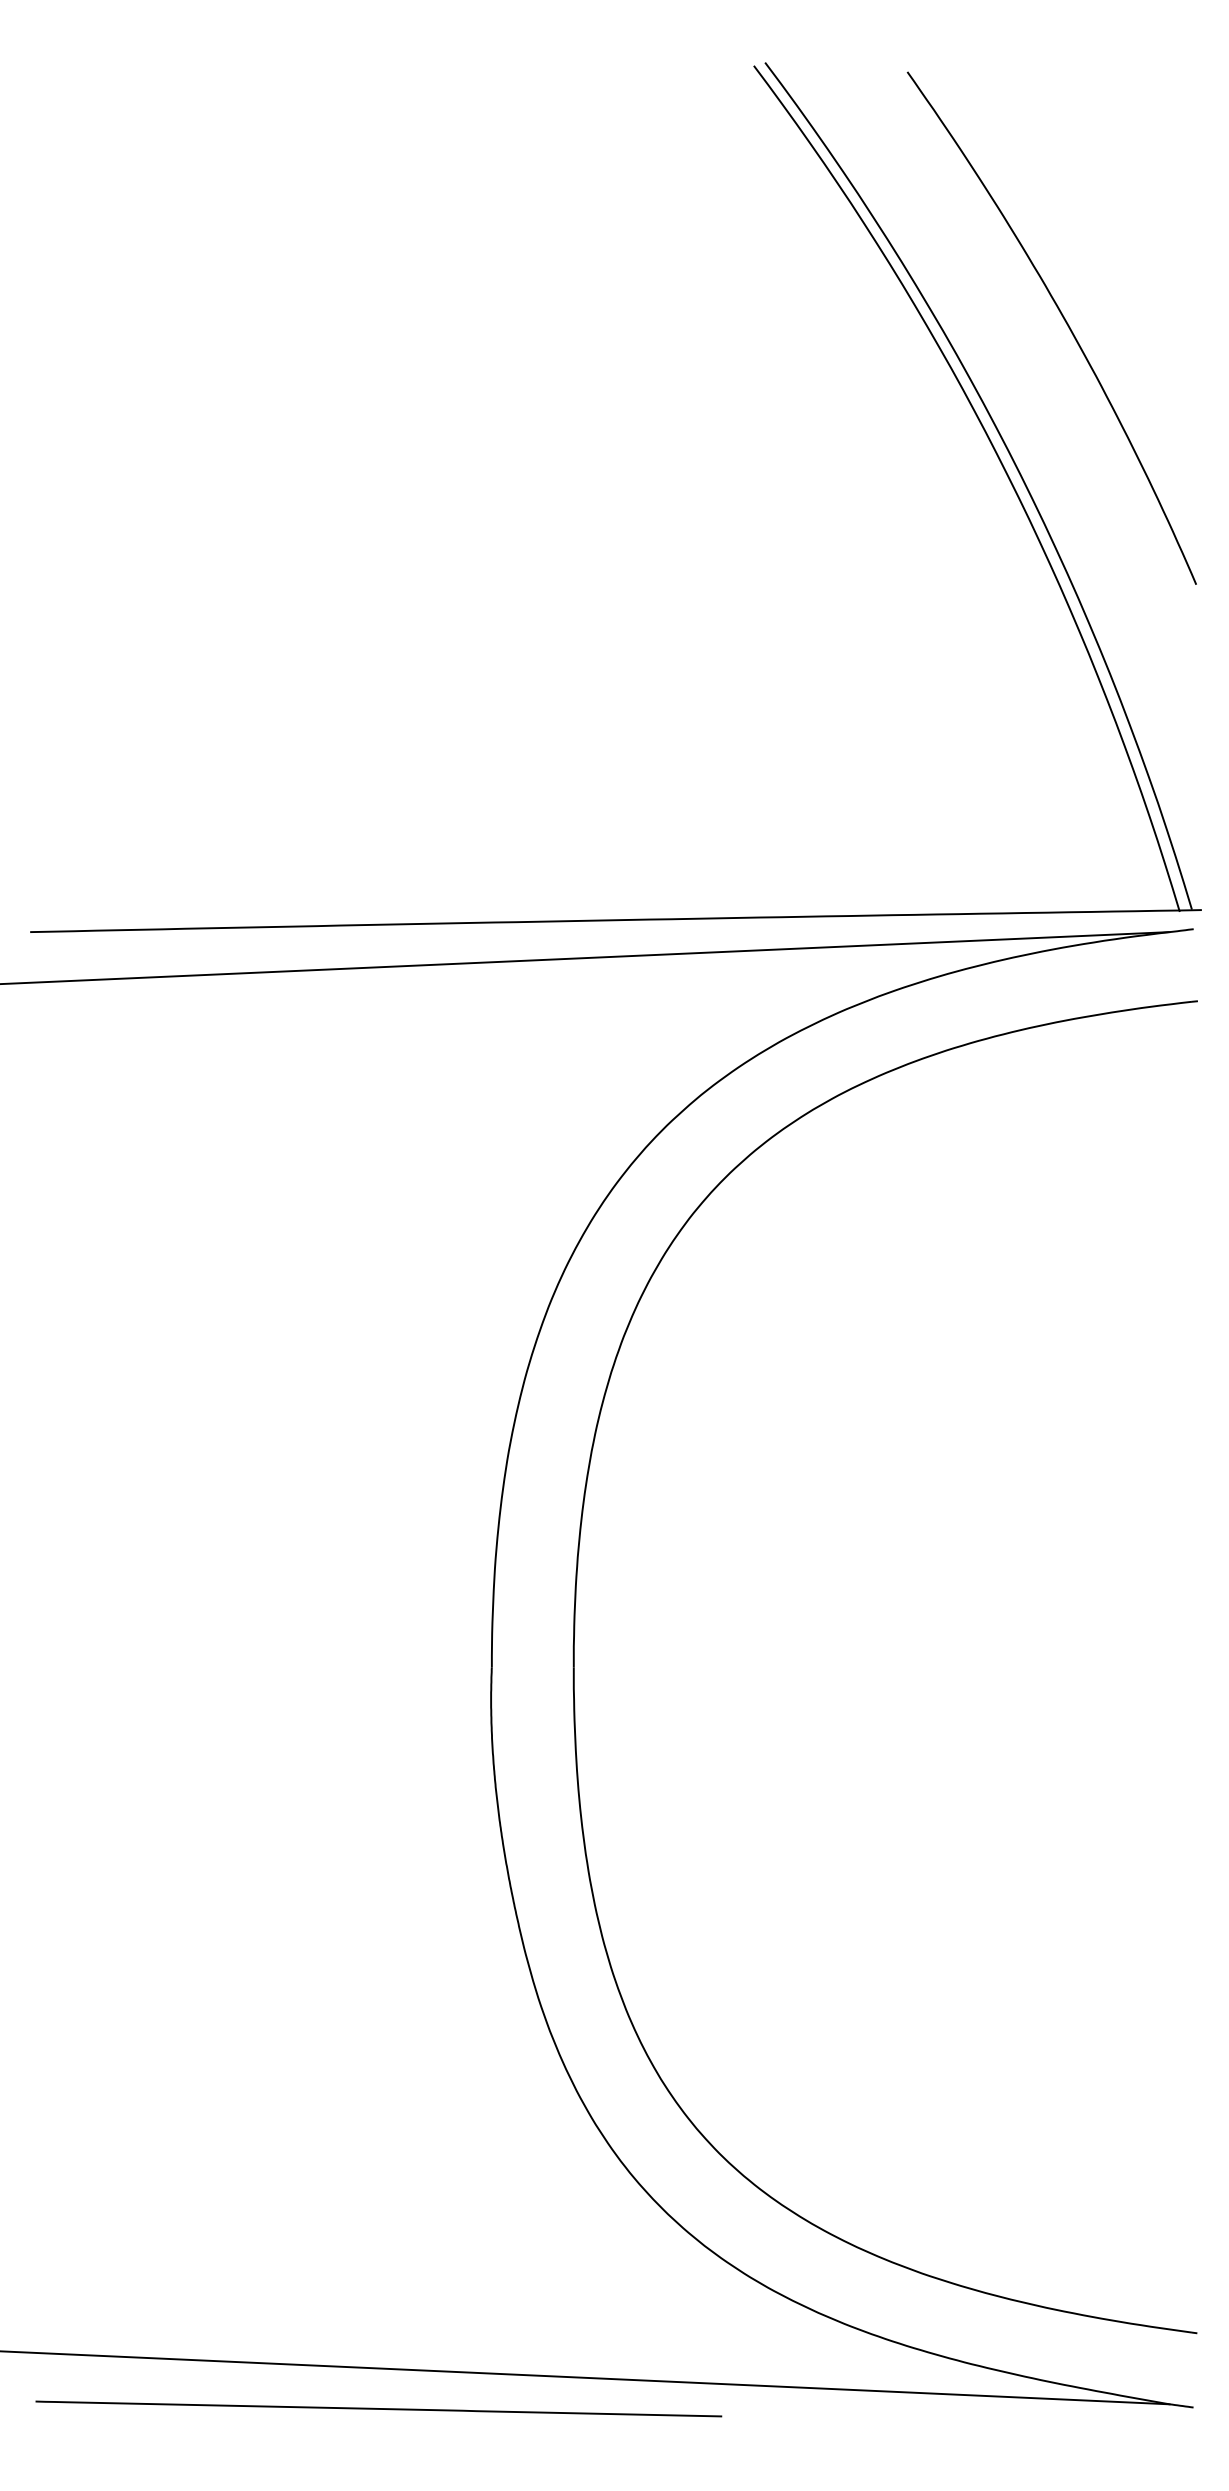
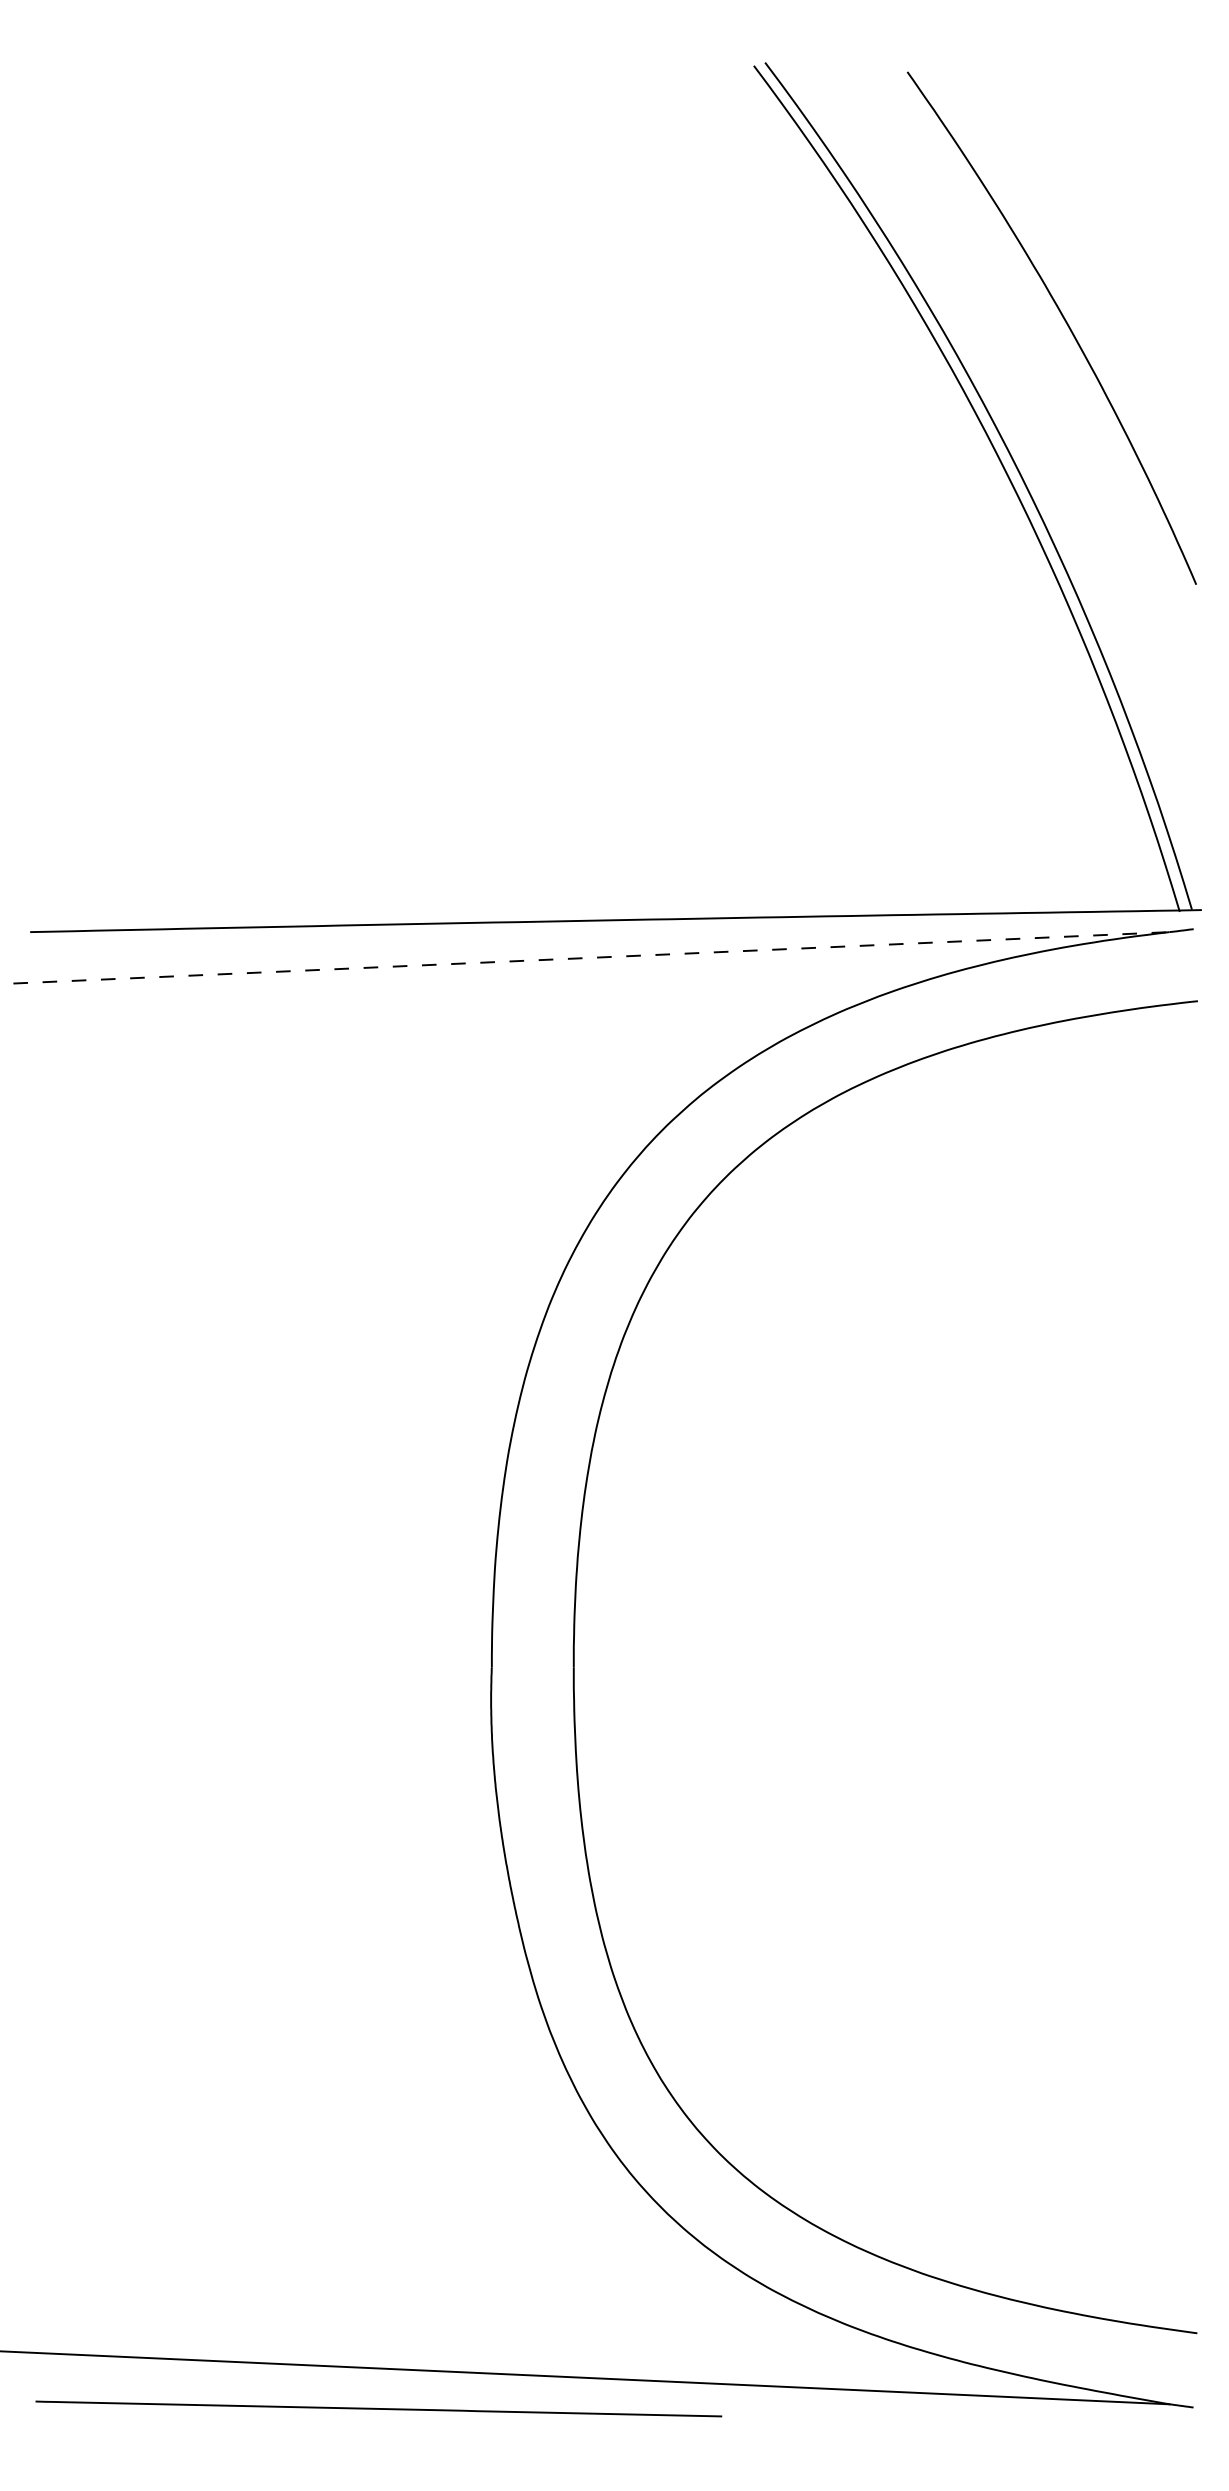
line: solid -> dashed (585, 958)
